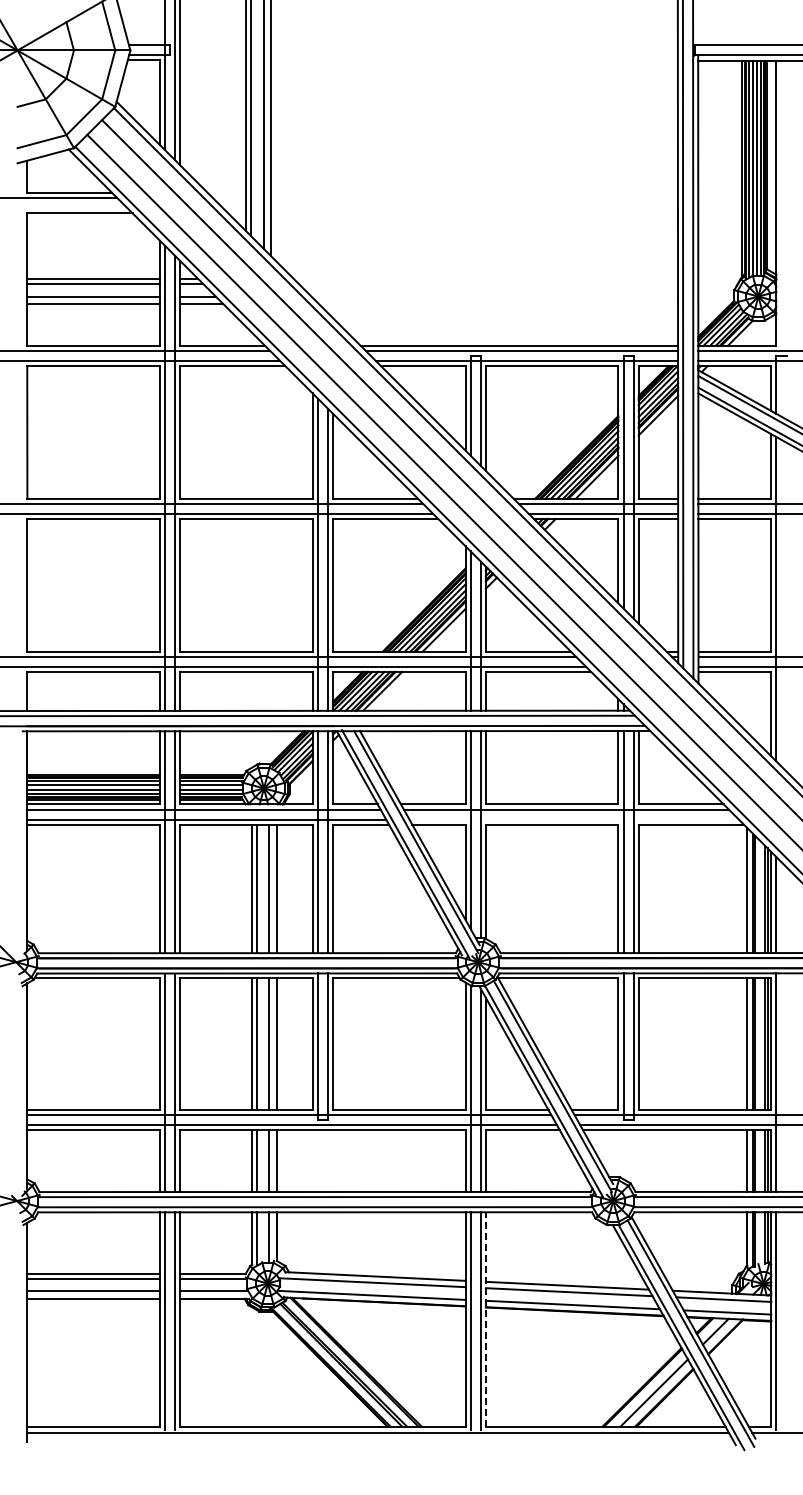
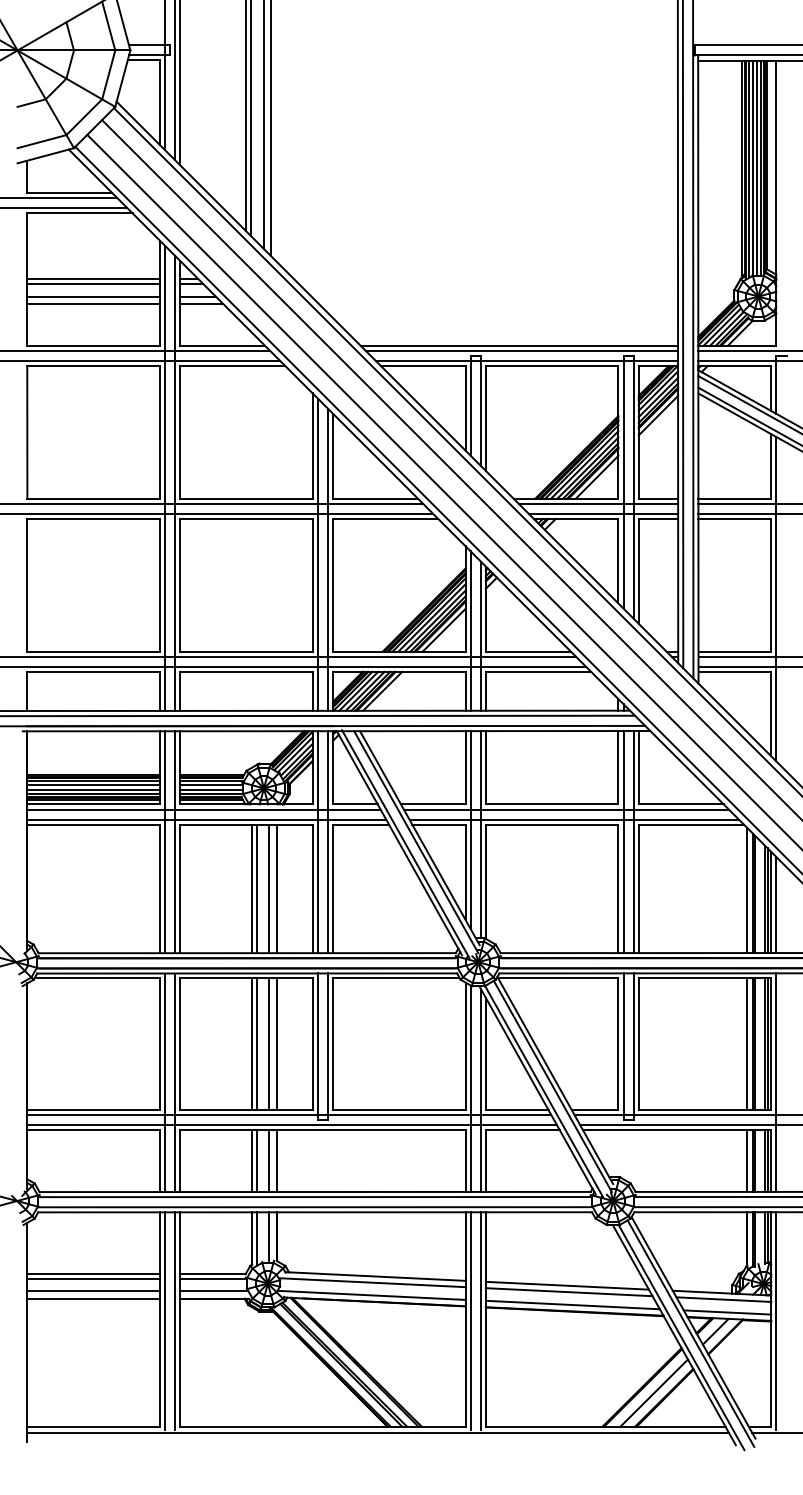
line: none -> present (64, 208)
line: none -> present (573, 819)
line: dashed -> solid (485, 1319)
